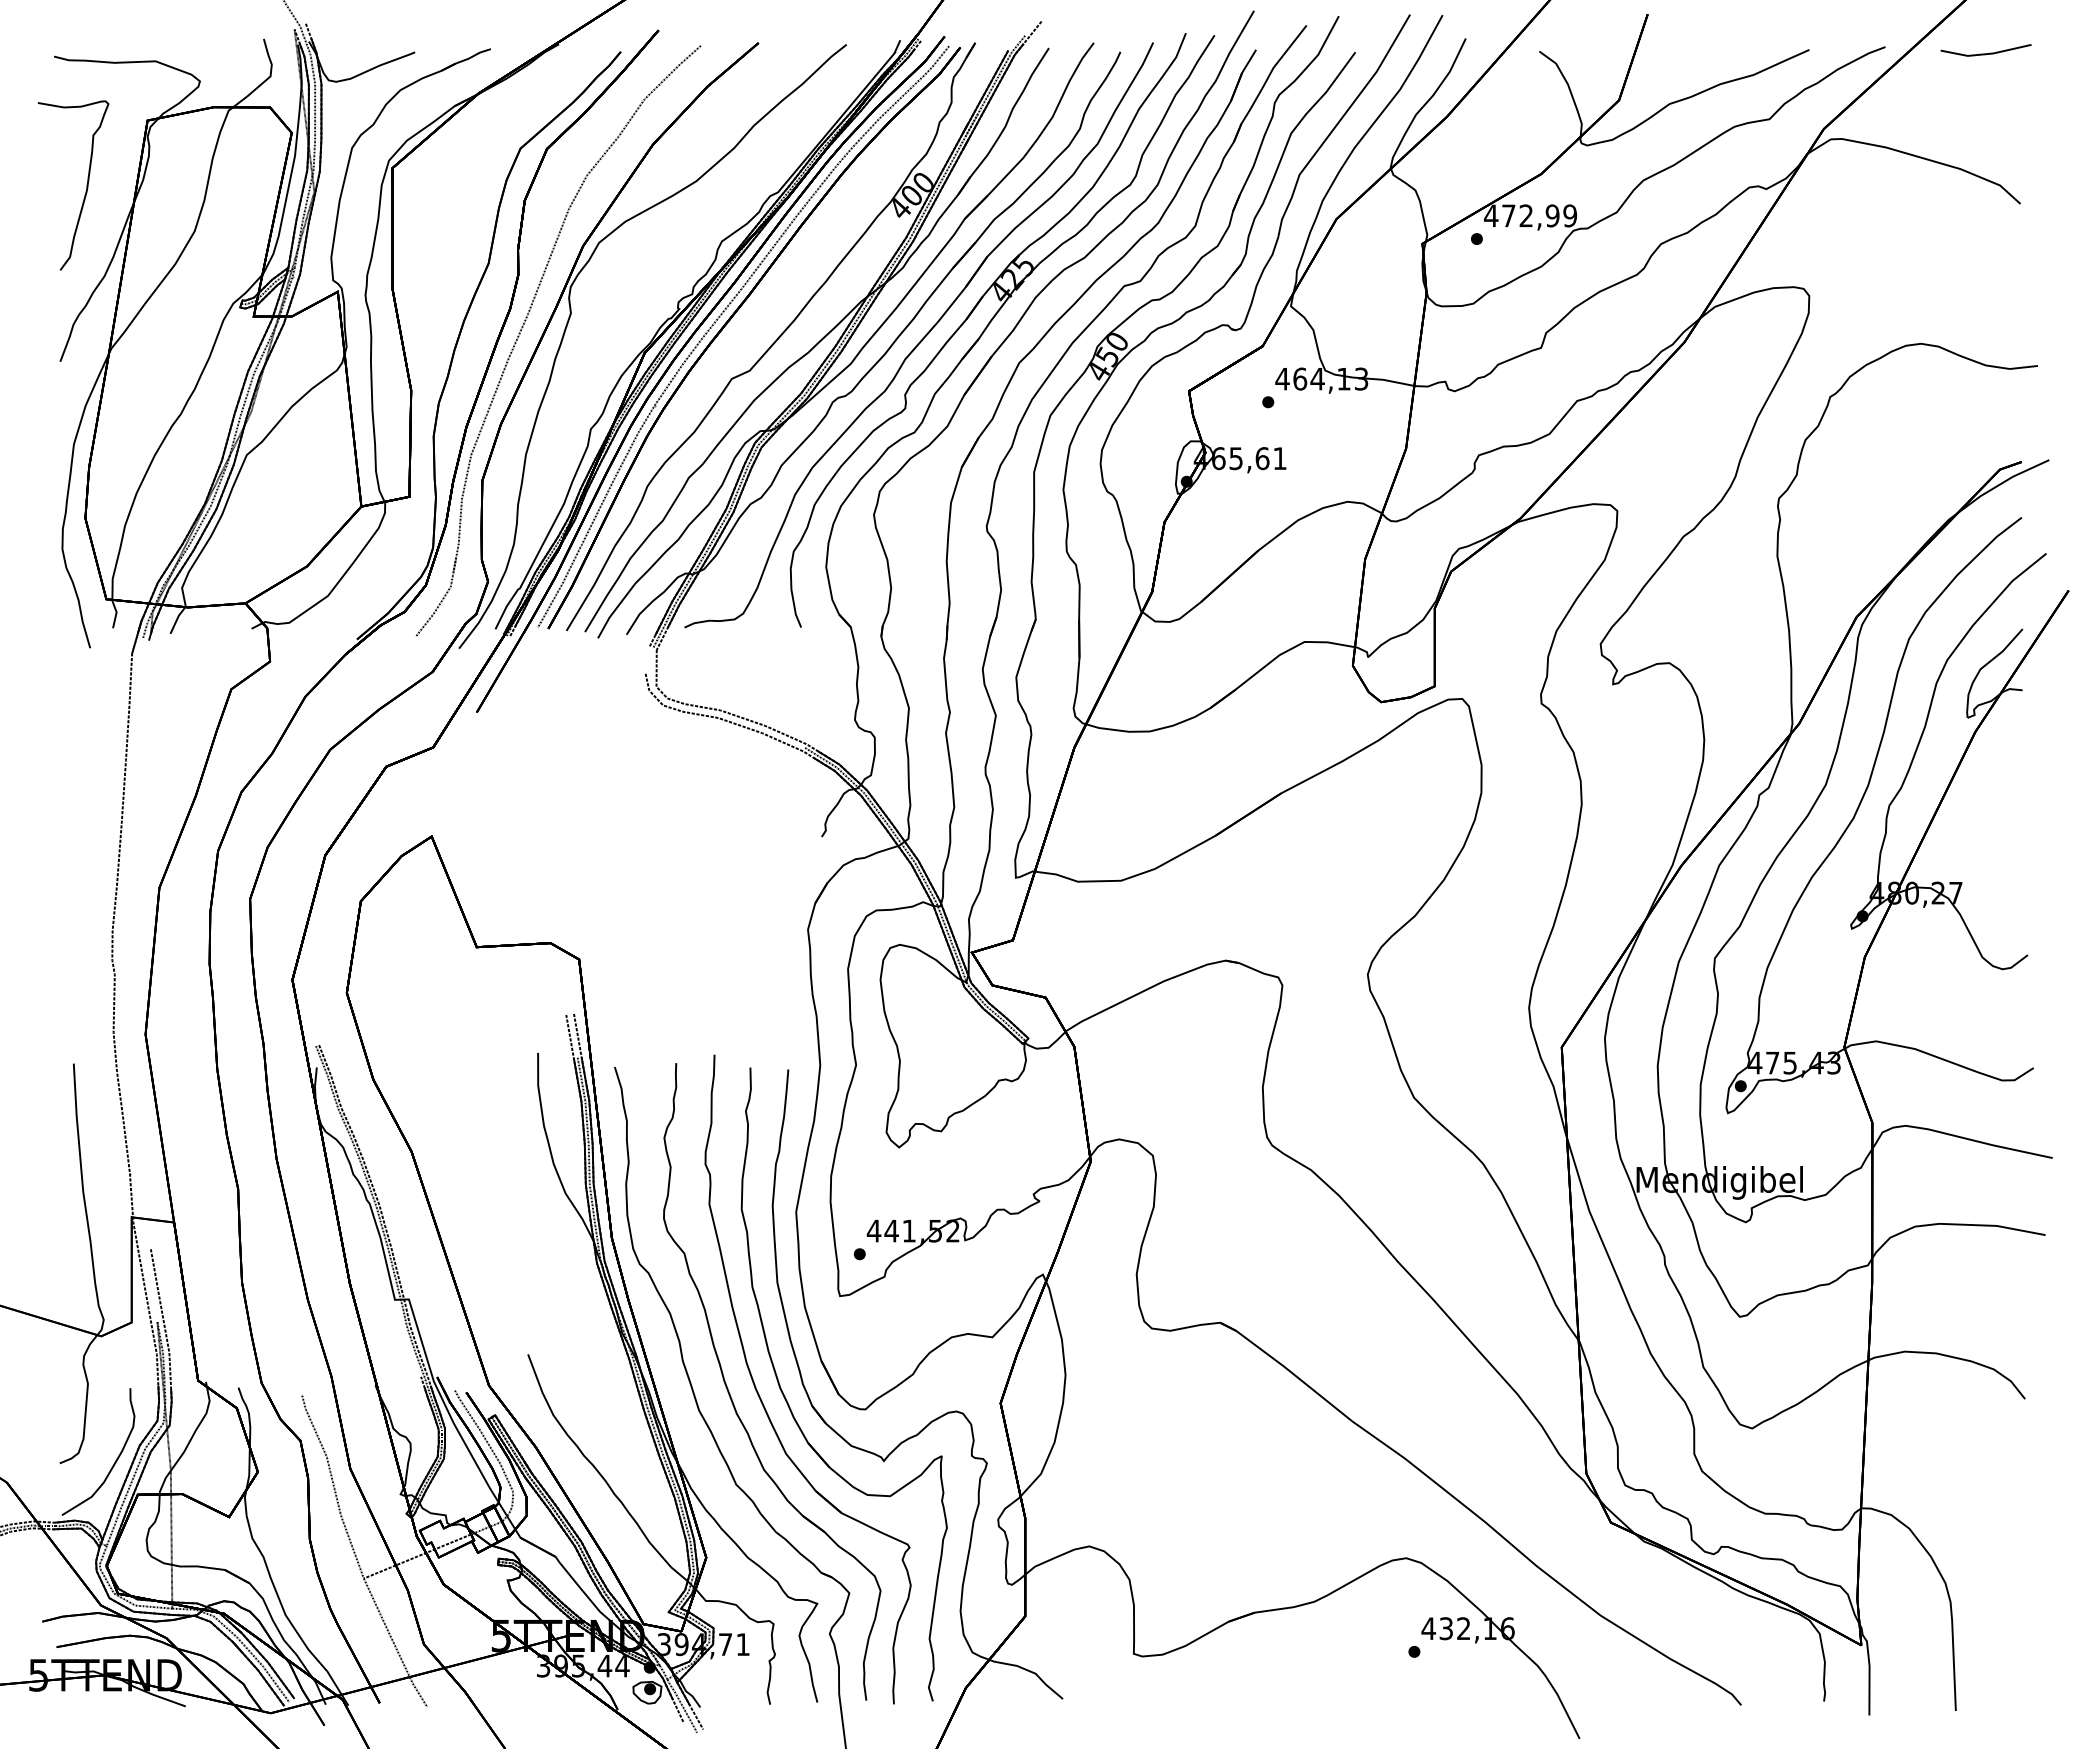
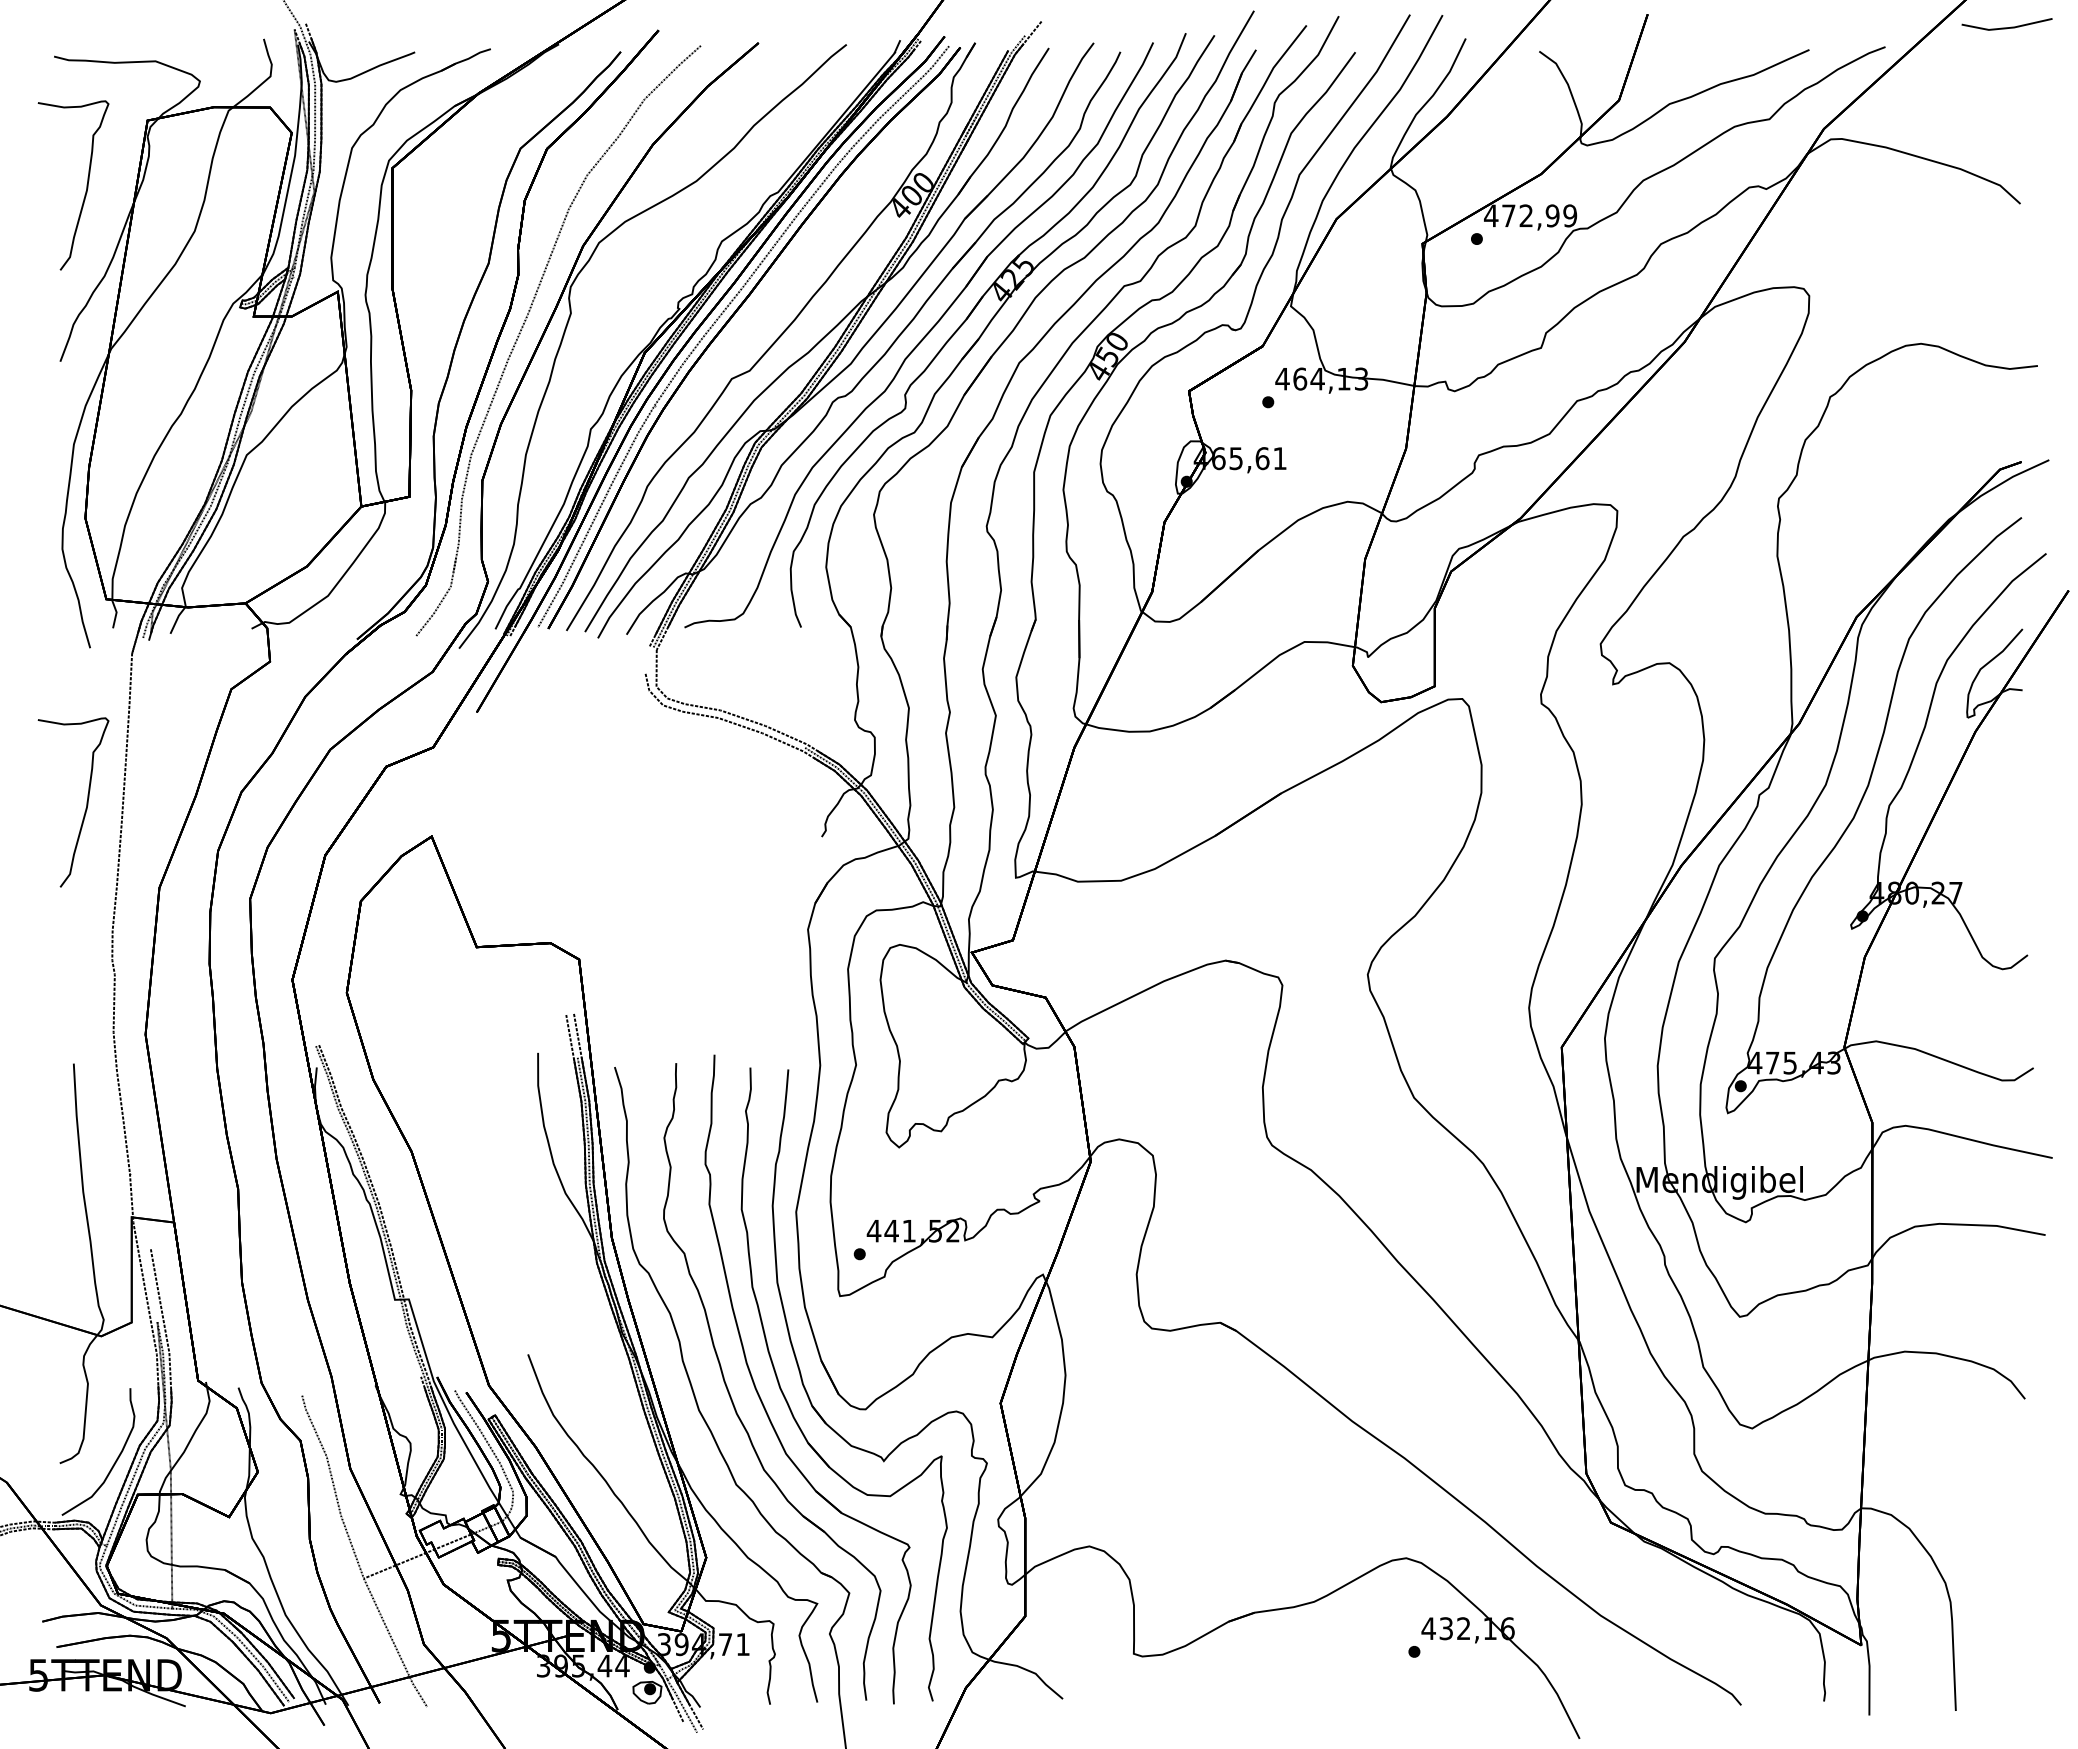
line position: (1985, 53) -> (2006, 27) (2006, 27)
curve: none -> present (86, 802)
